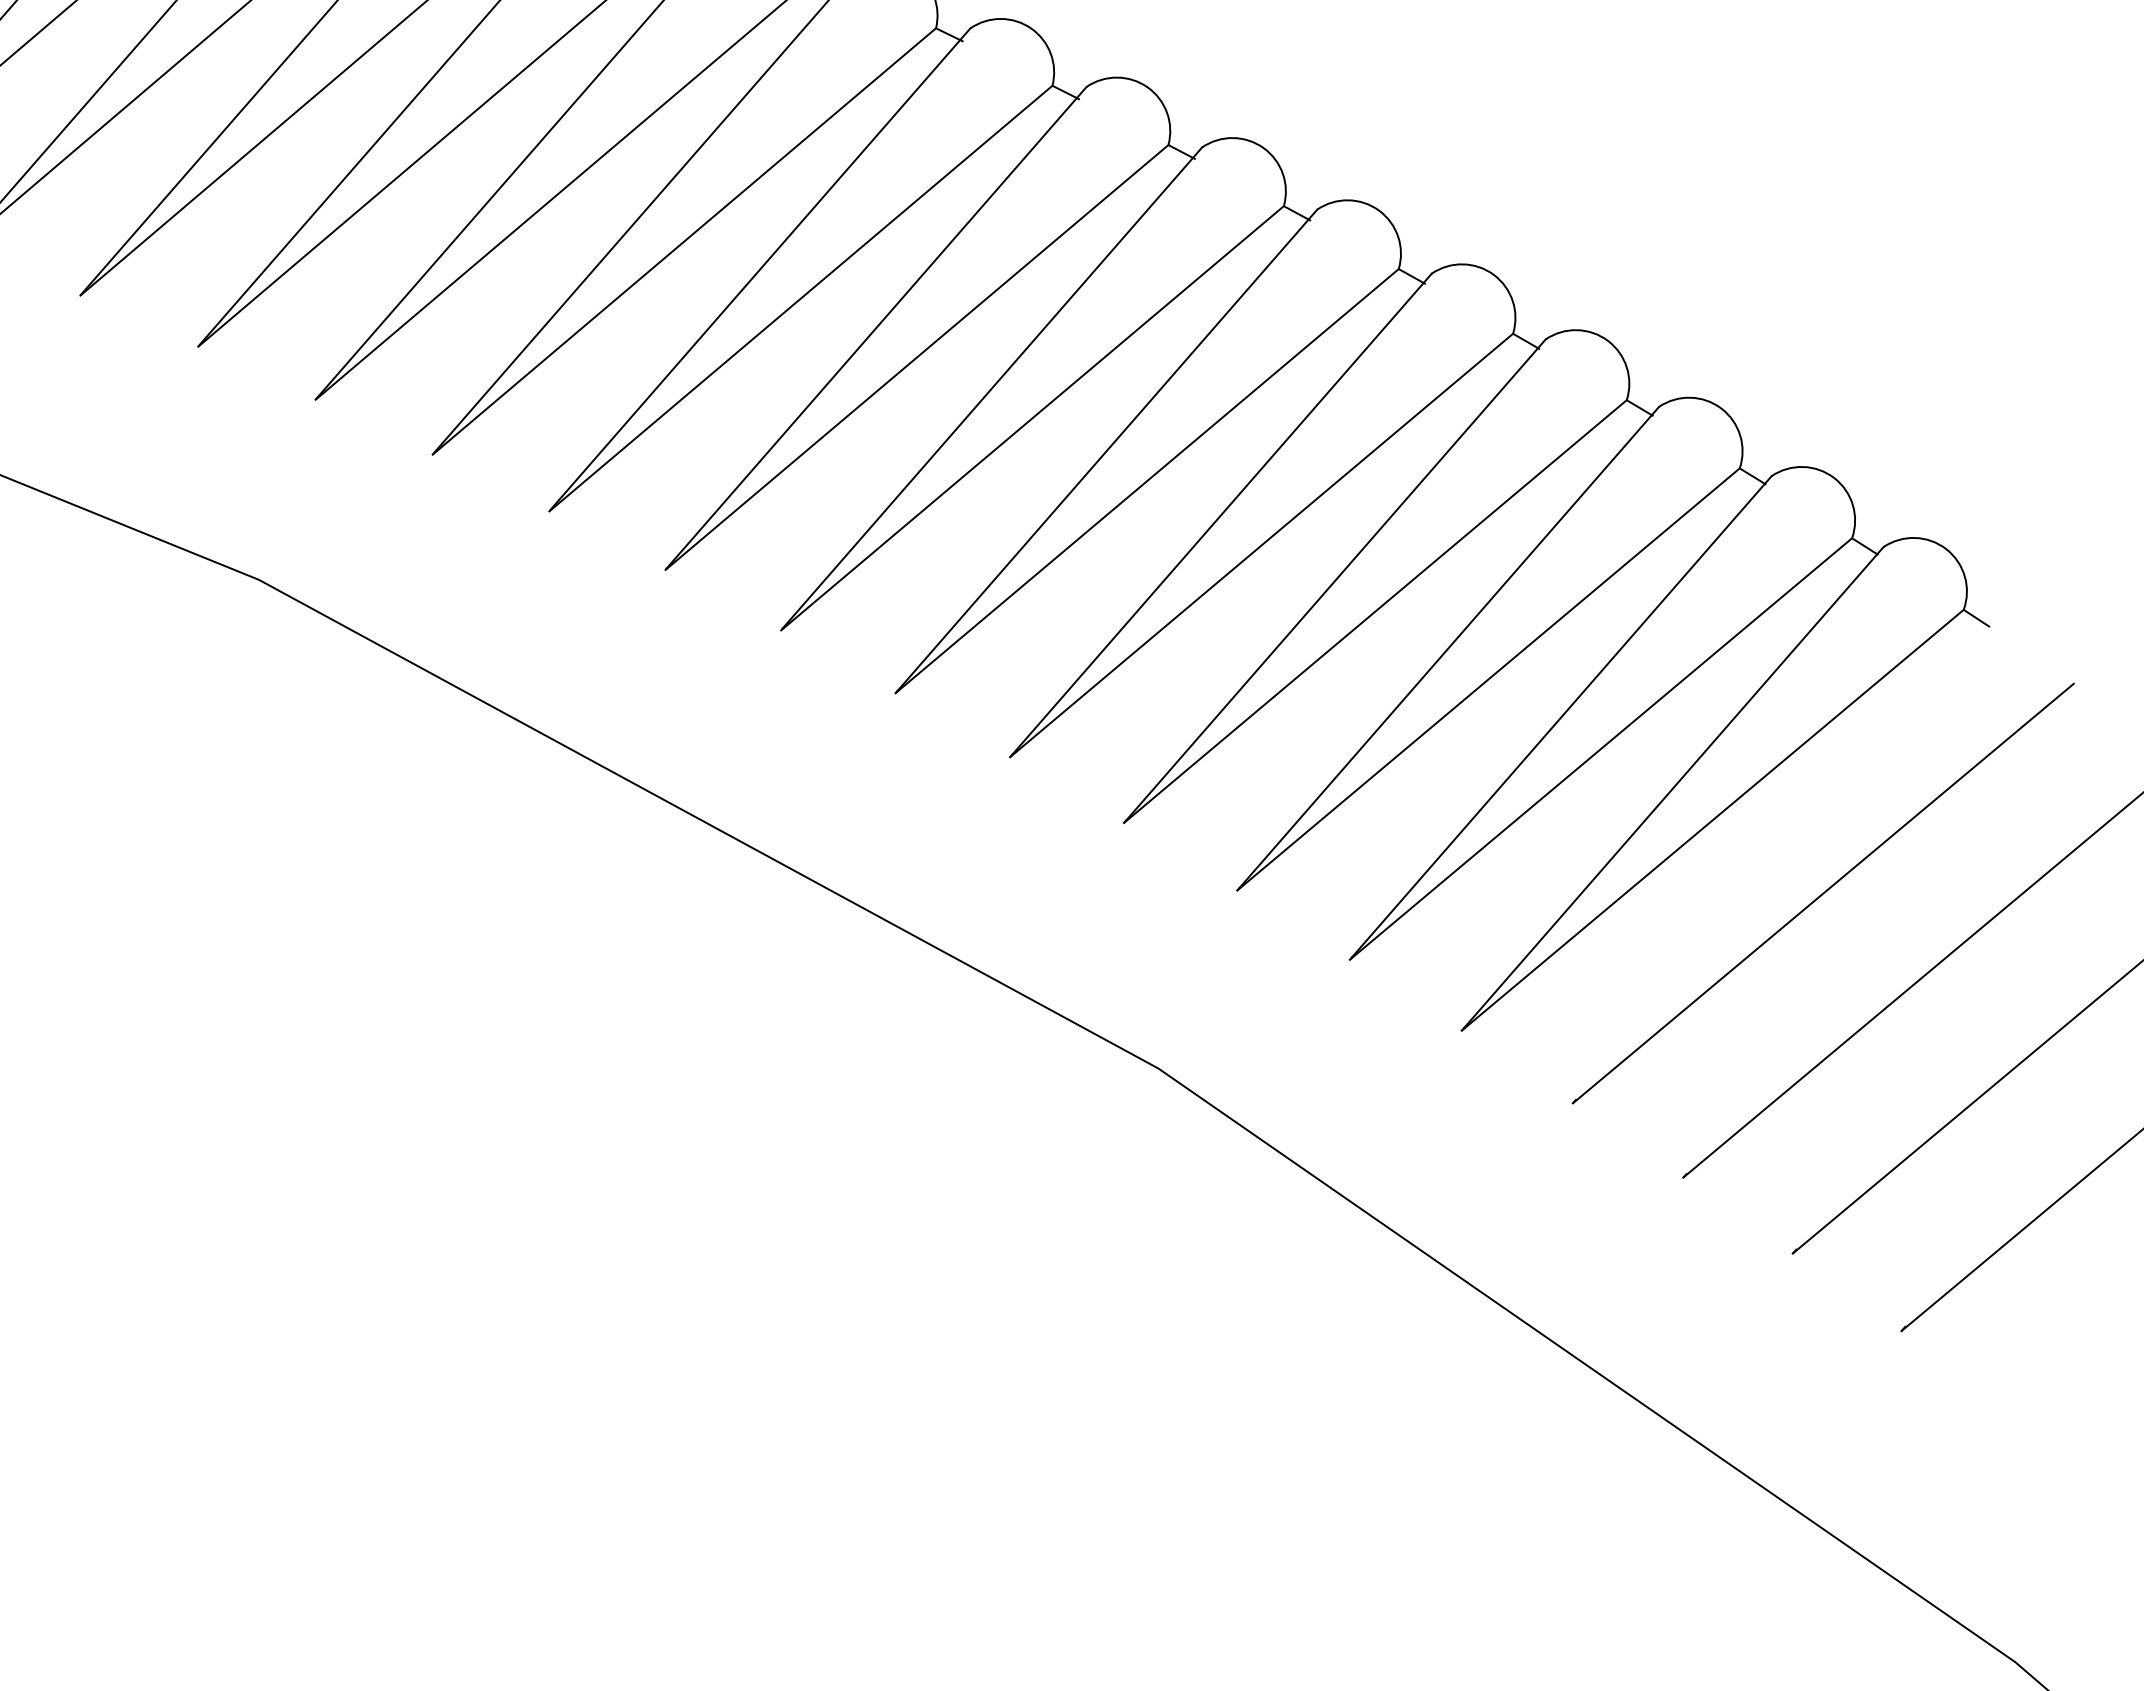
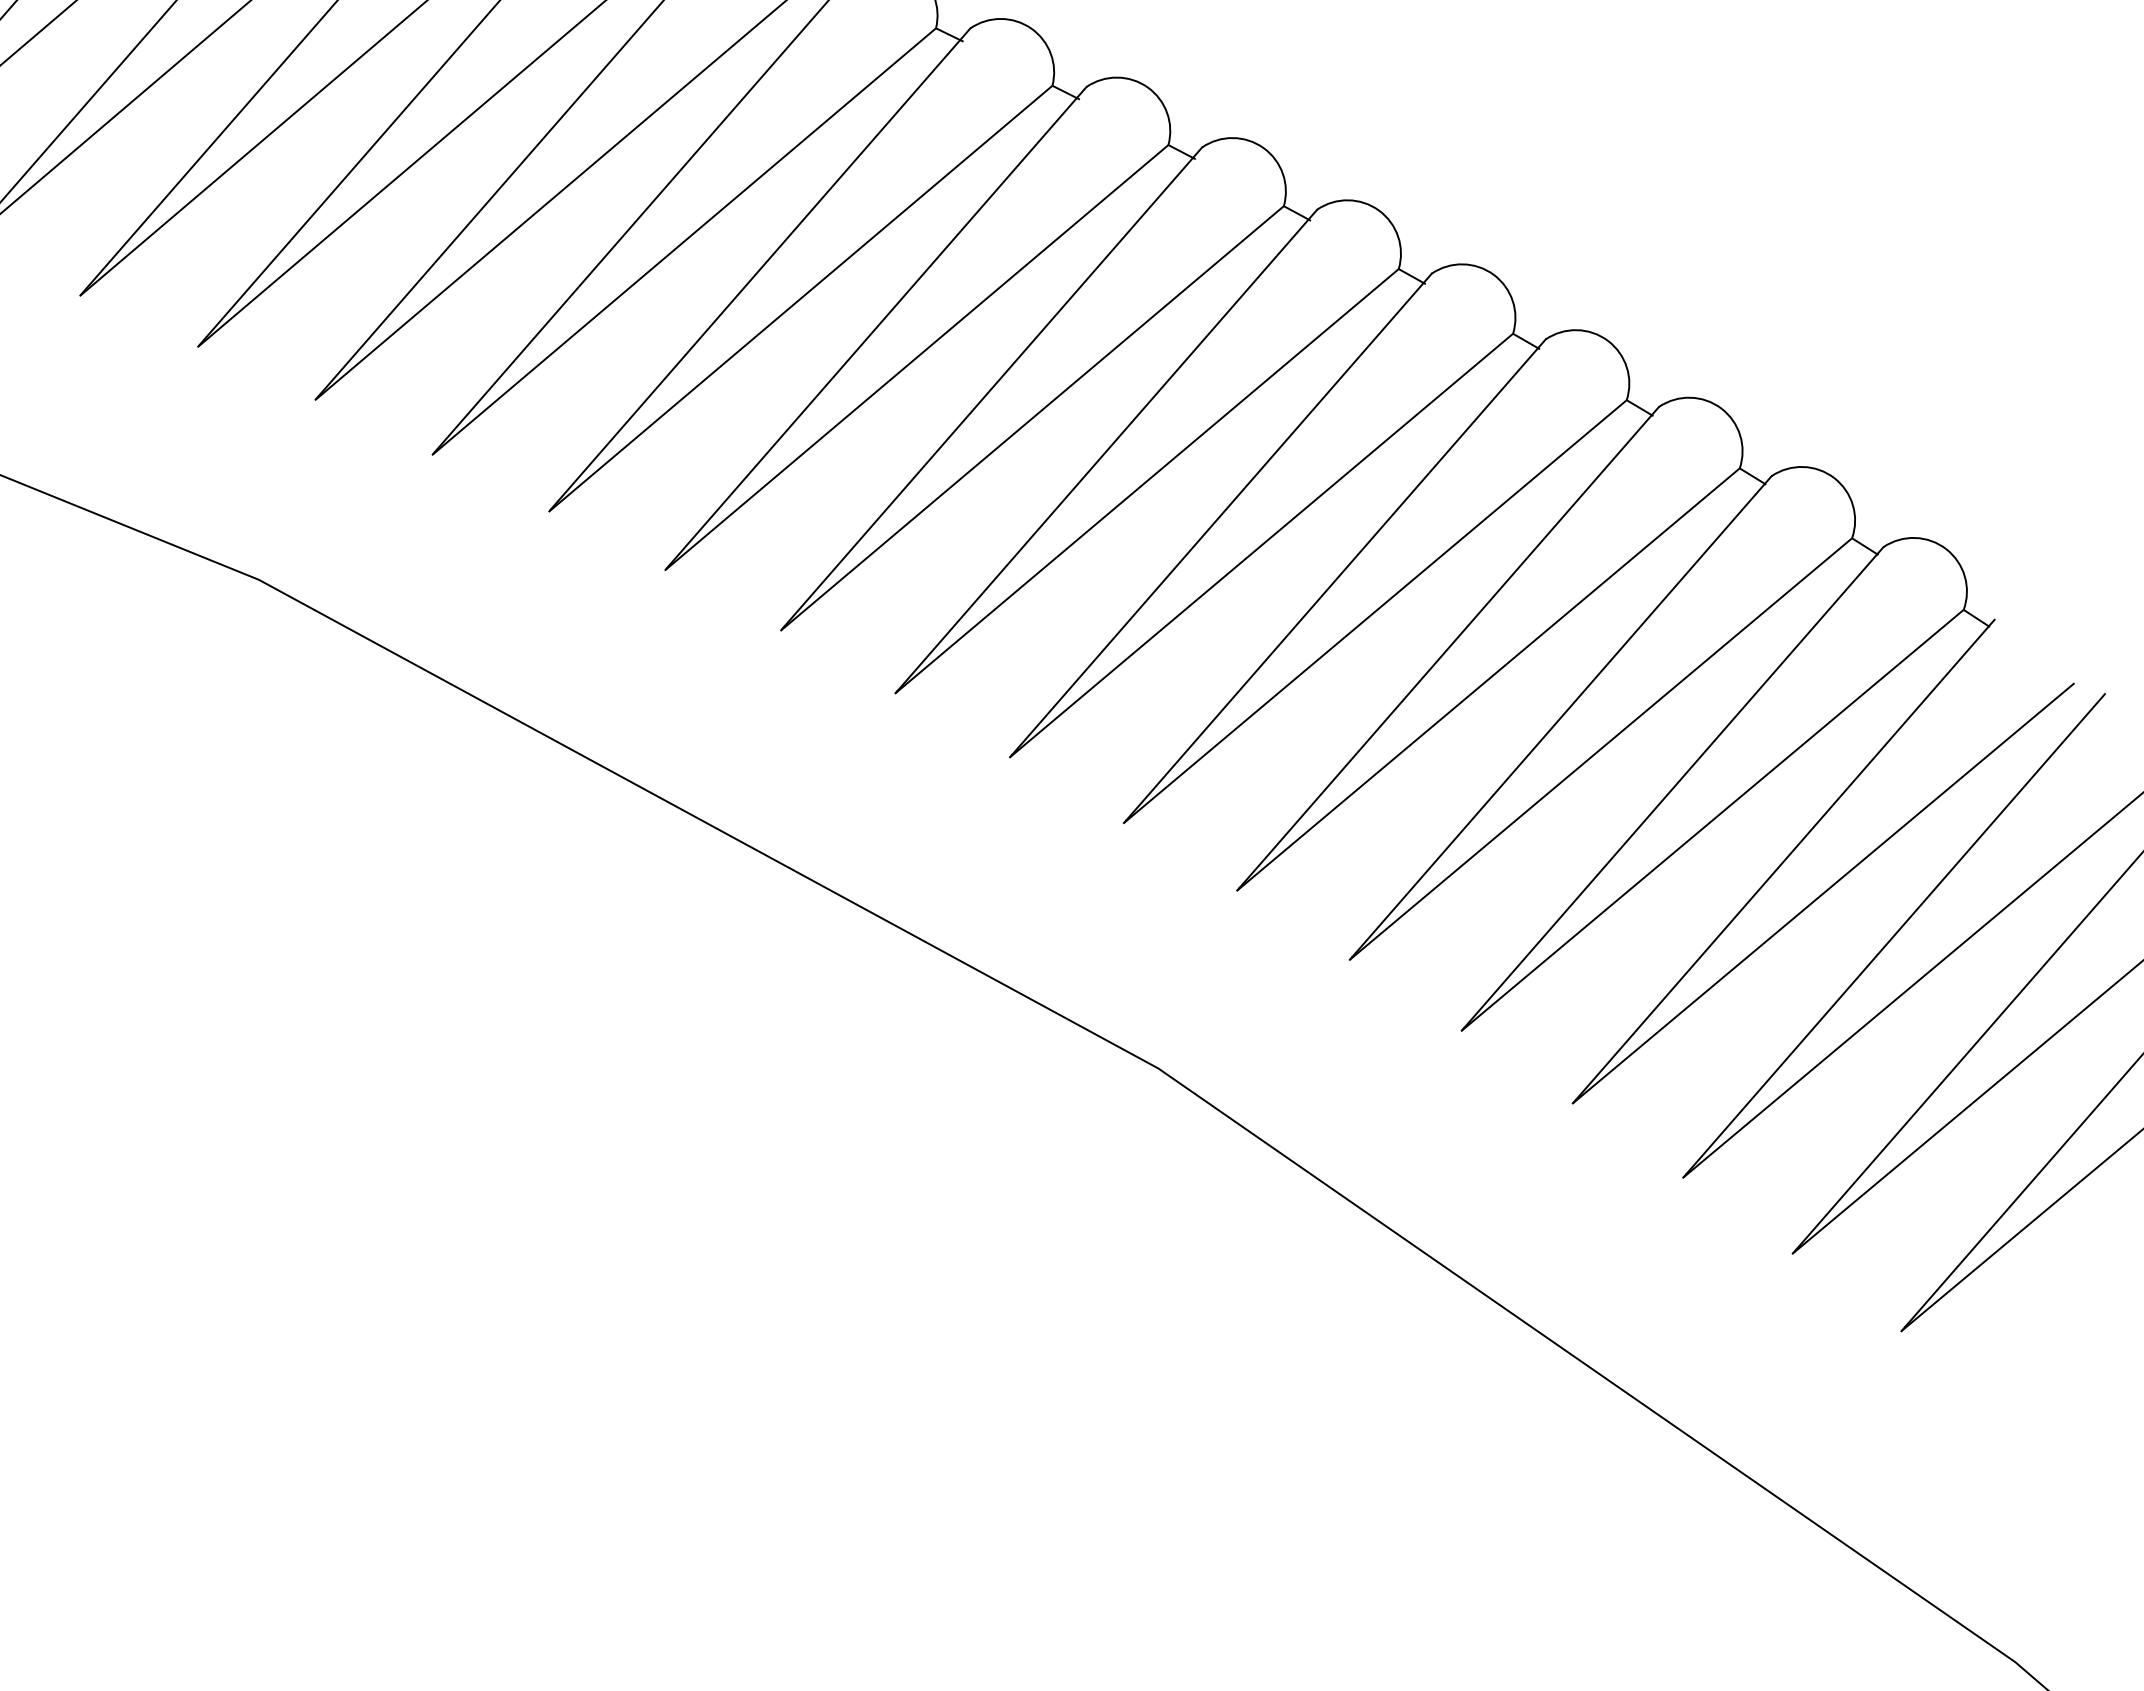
line: none -> present (1784, 859)
line: none -> present (1895, 934)
line: none -> present (1968, 1051)
line: none -> present (2022, 1191)
